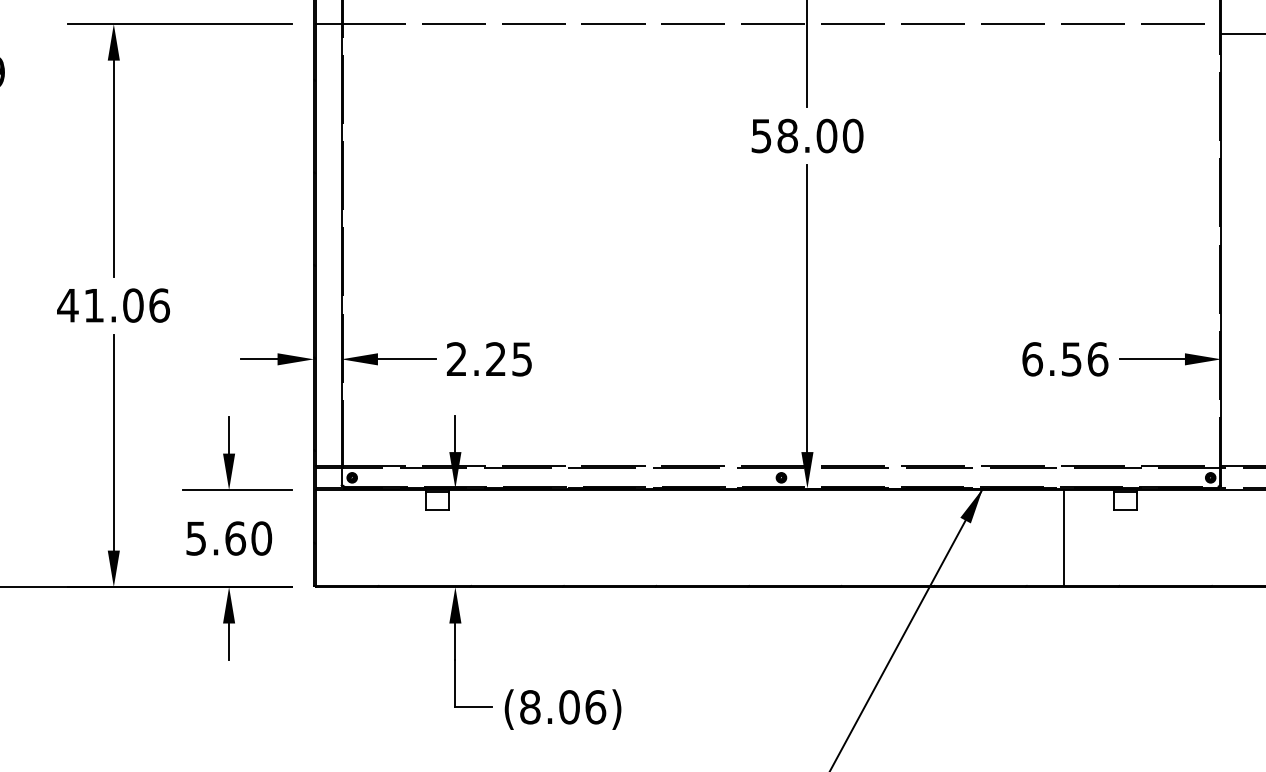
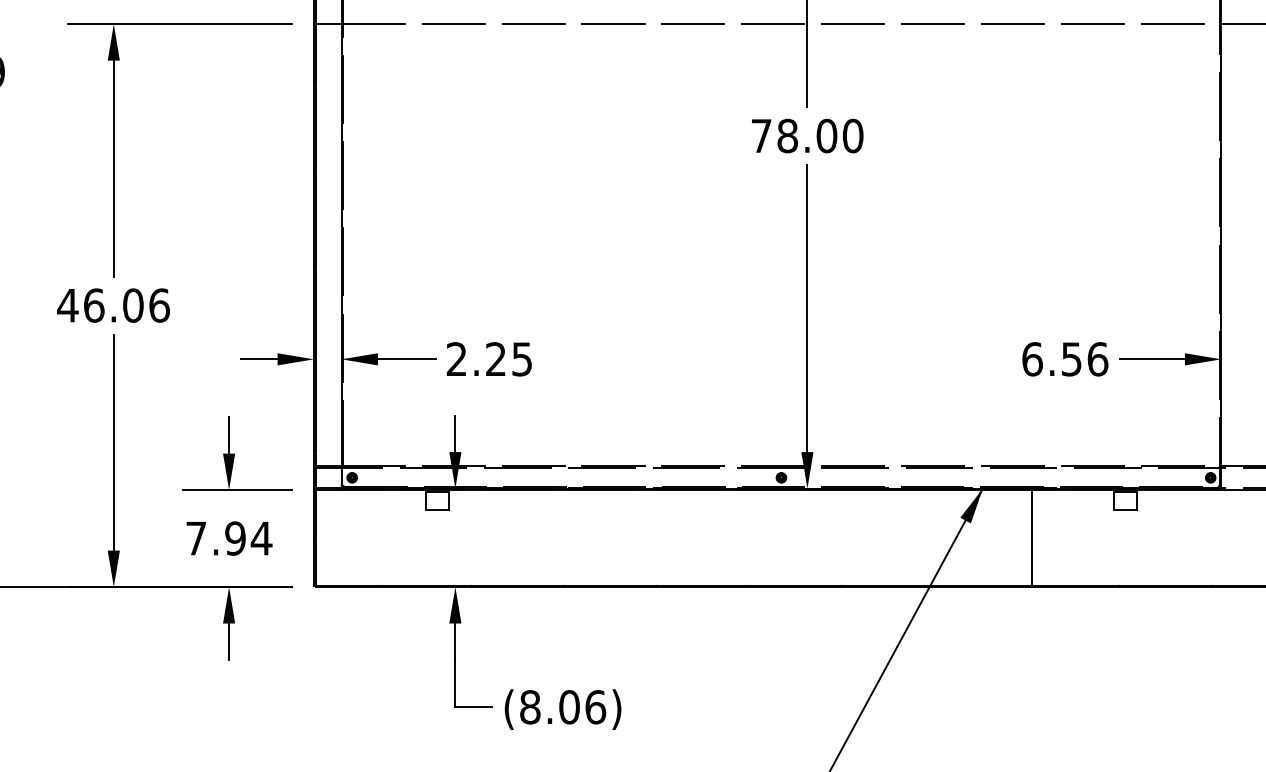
line position: (1241, 34) -> (1241, 24) (1241, 24)
text: 58.00 -> 78.00 (761, 136)
text: 41.06 -> 46.06 (94, 305)
line position: (1063, 537) -> (1031, 537) (1031, 537)
text: 5.60 -> 7.94 (229, 538)
